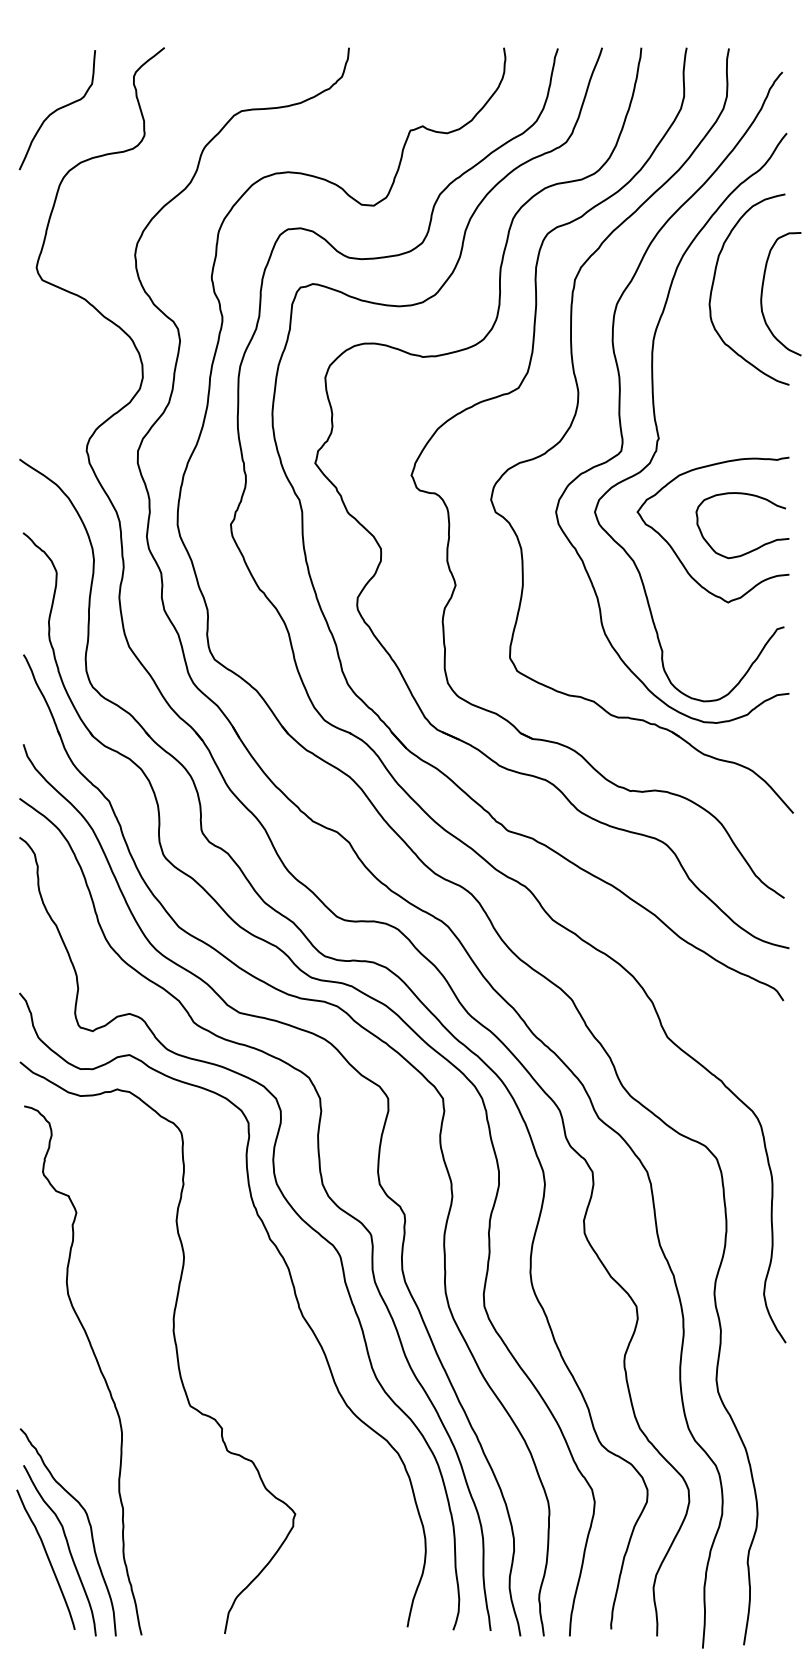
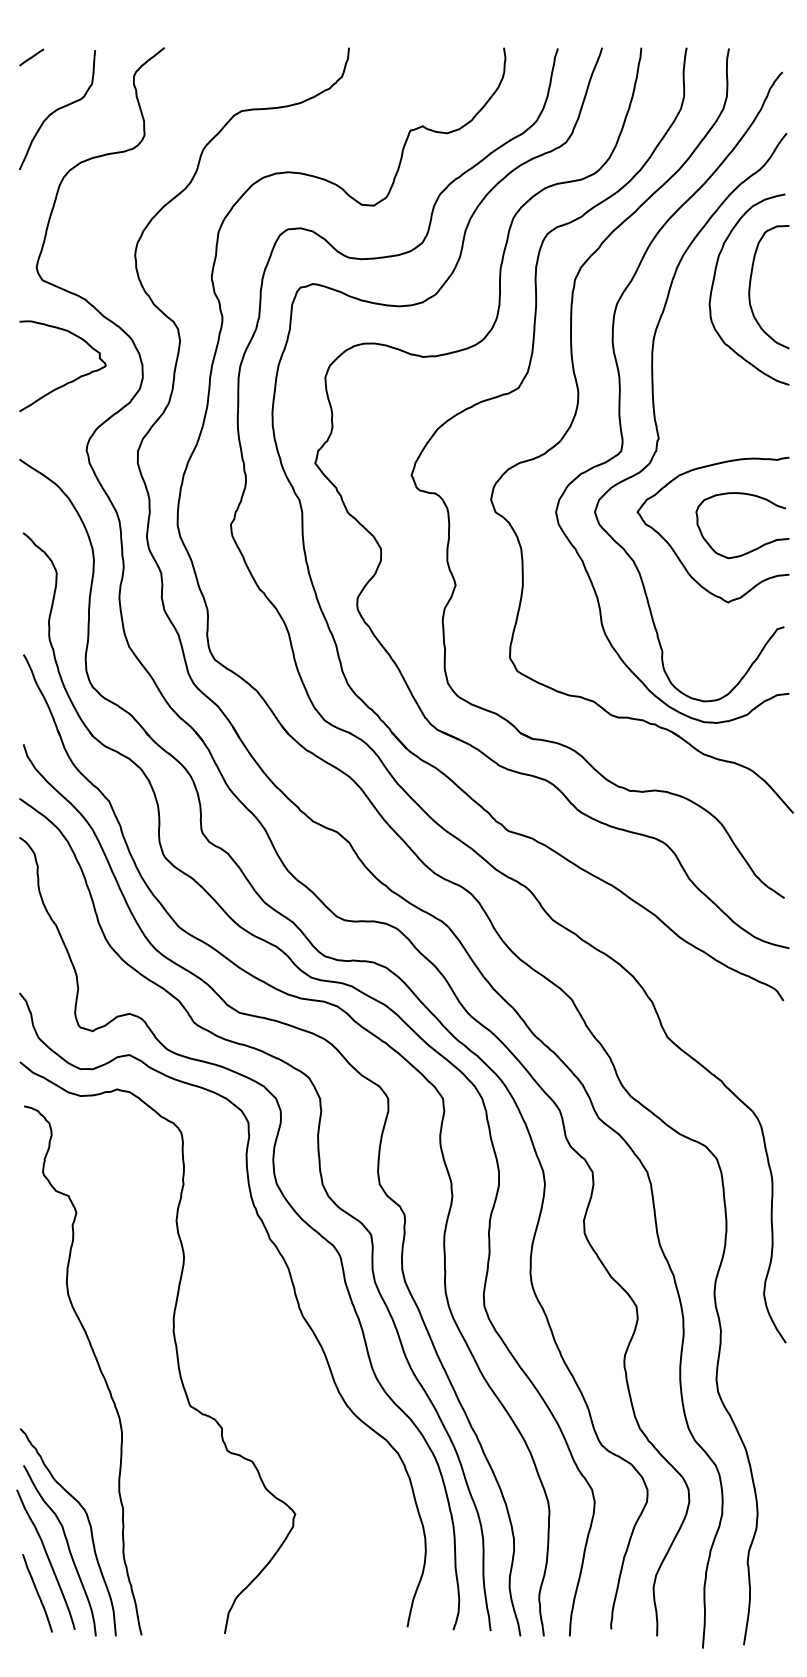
line: none -> present (31, 57)
curve position: (762, 294) -> (750, 287) (750, 287)
curve: none -> present (69, 381)
curve: none -> present (37, 1593)
